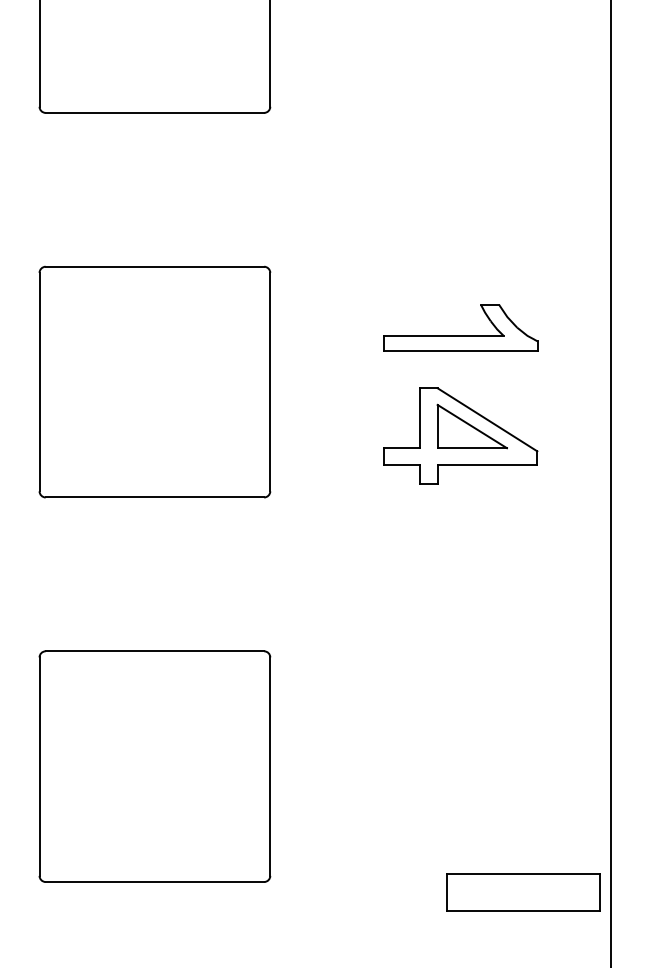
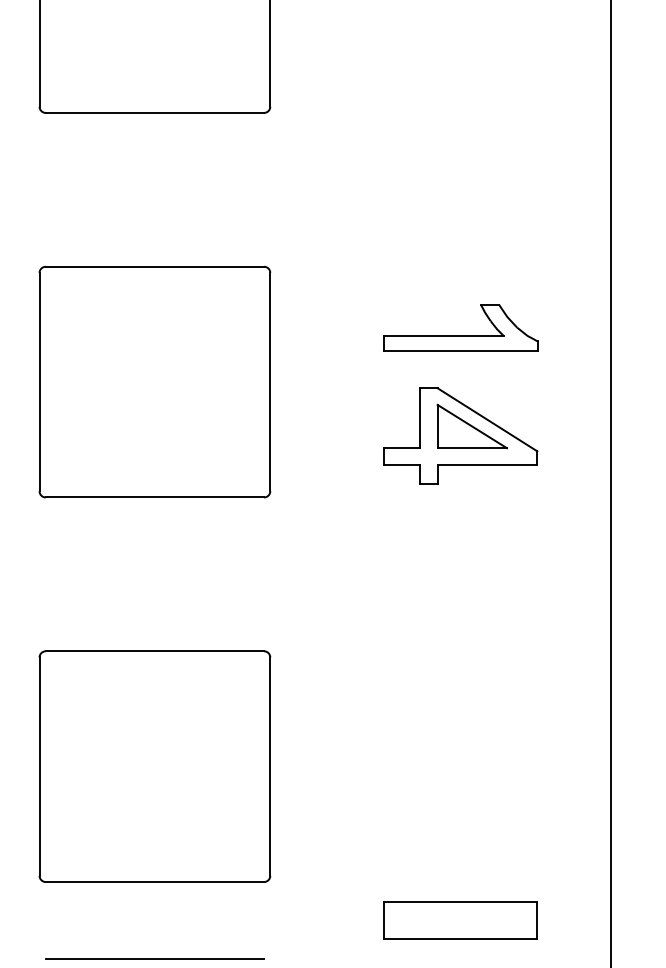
part position: (523, 892) -> (460, 920) (460, 920)
line: none -> present (154, 958)
